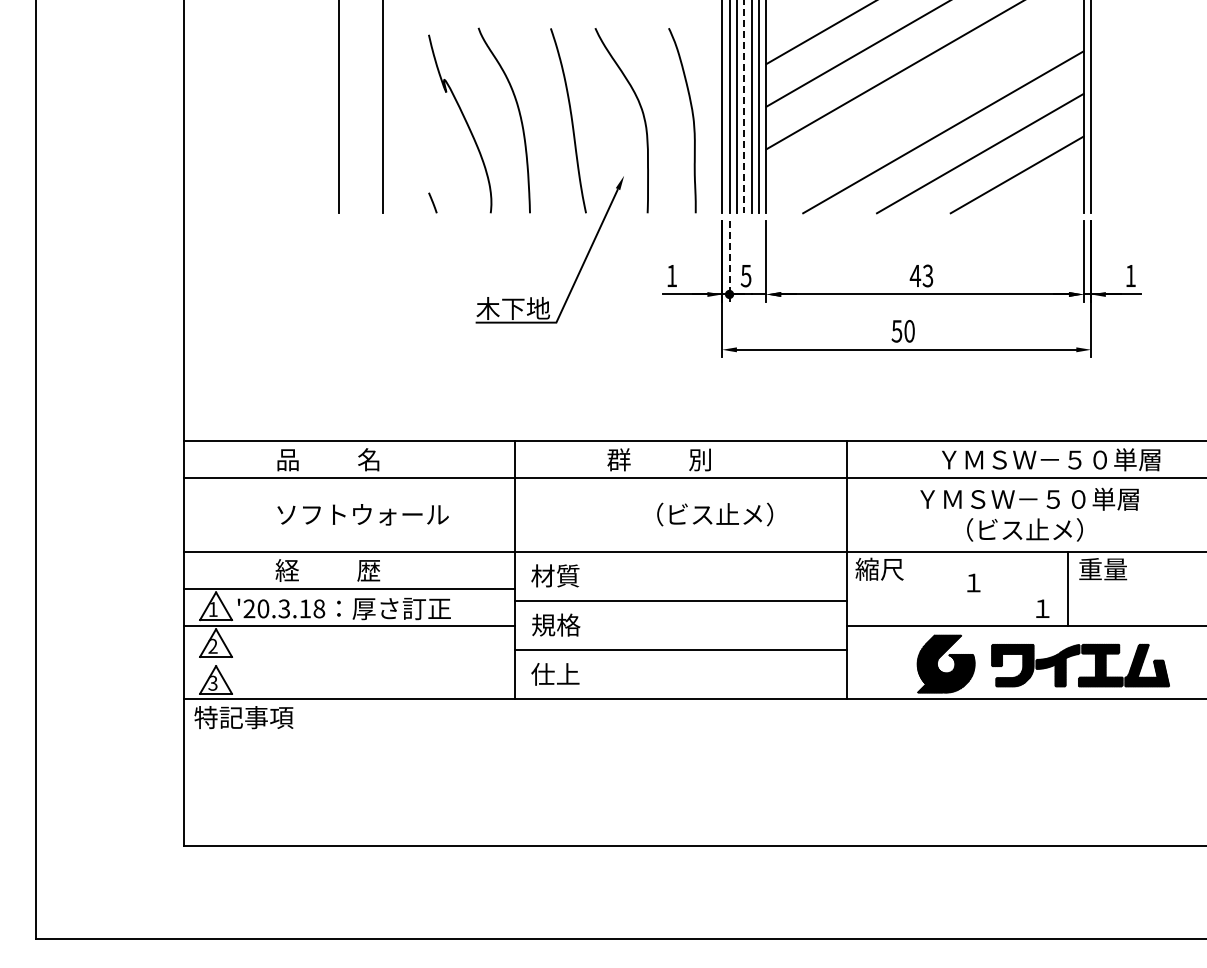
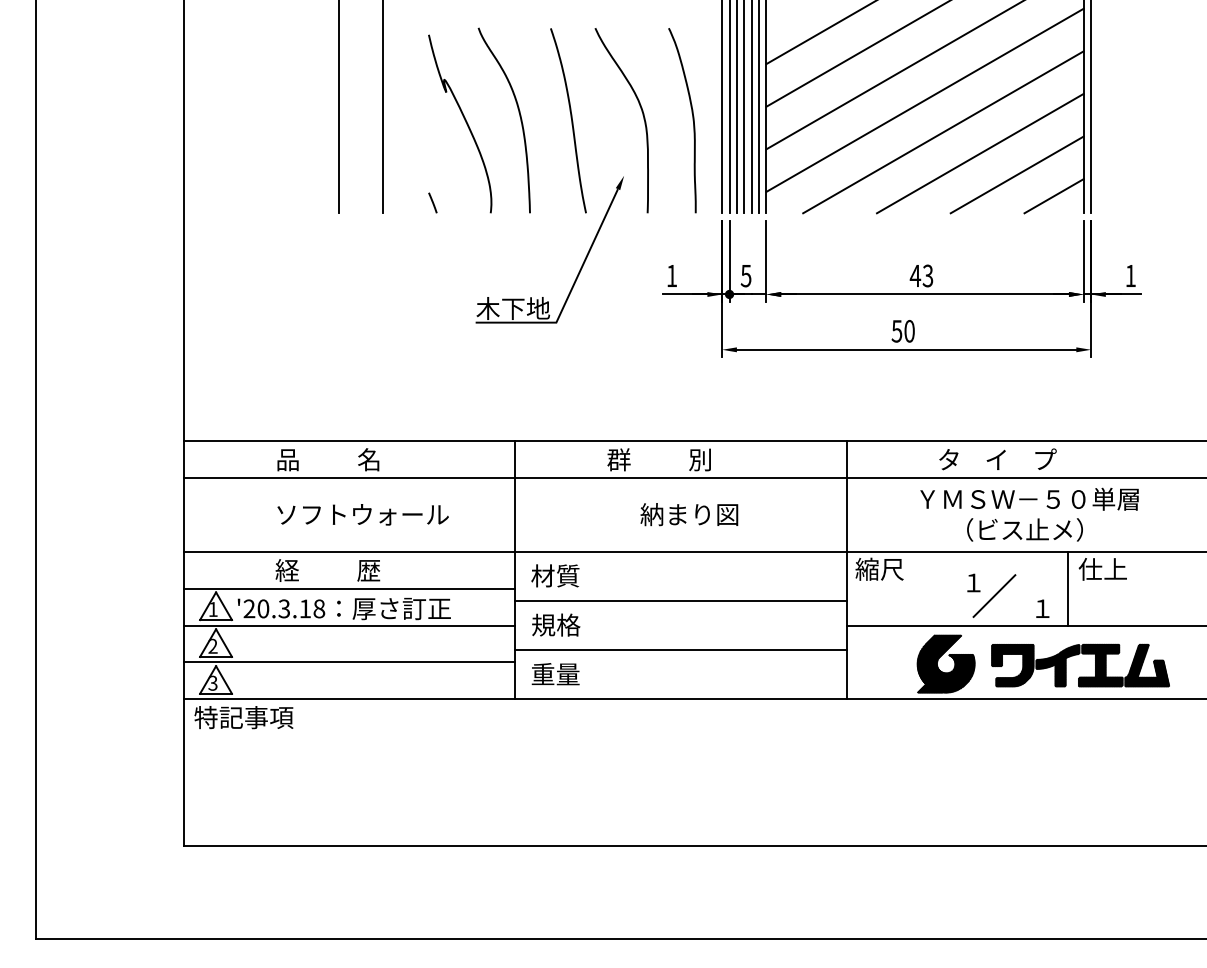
line: none -> present (924, 99)
line: dashed -> solid (744, 107)
line: none -> present (1053, 196)
line: dashed -> solid (729, 261)
text: ＹＭＳＷ－５０単層 -> タ    イ    プ (1049, 459)
text: （ビス止メ） -> 納まり図 (706, 514)
text: 重量 -> 仕上 (1102, 569)
line: none -> present (994, 595)
line: none -> present (348, 662)
text: 仕上 -> 重量 (555, 674)
